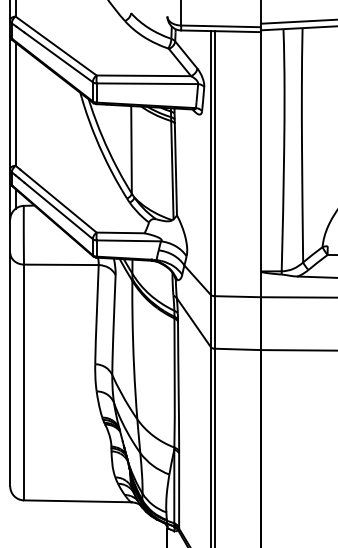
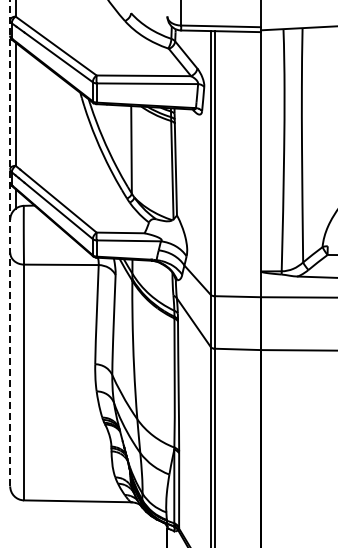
line: present -> none (297, 21)
line: solid -> dashed (10, 243)
